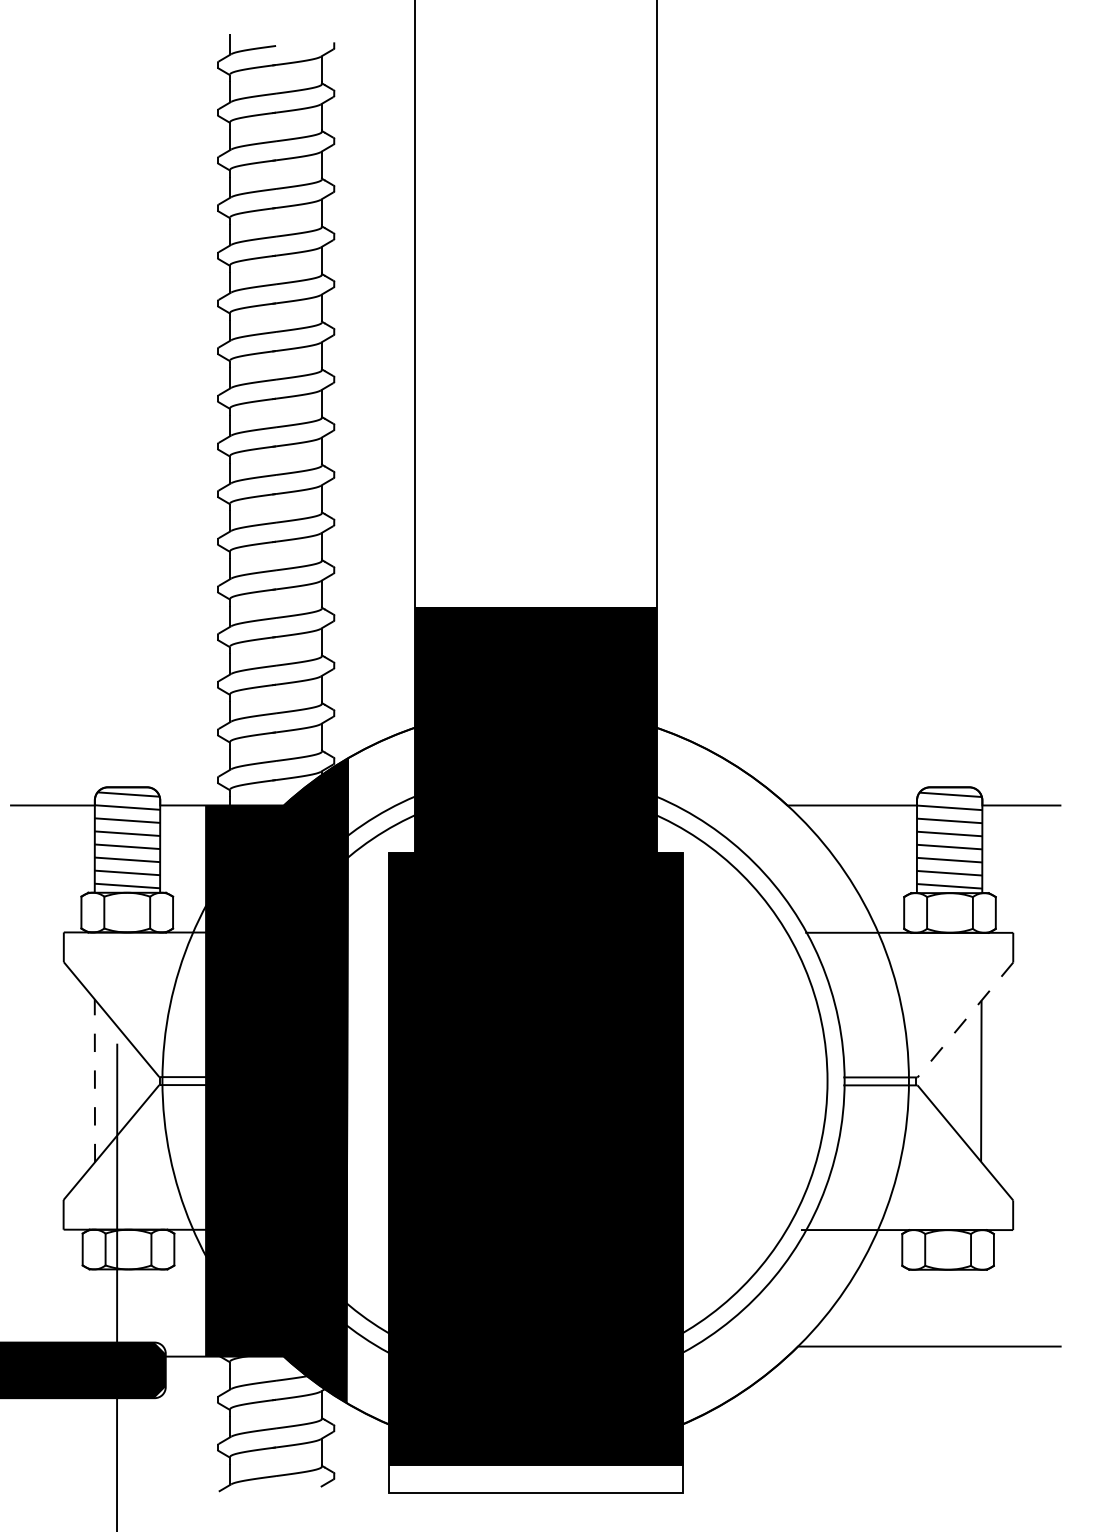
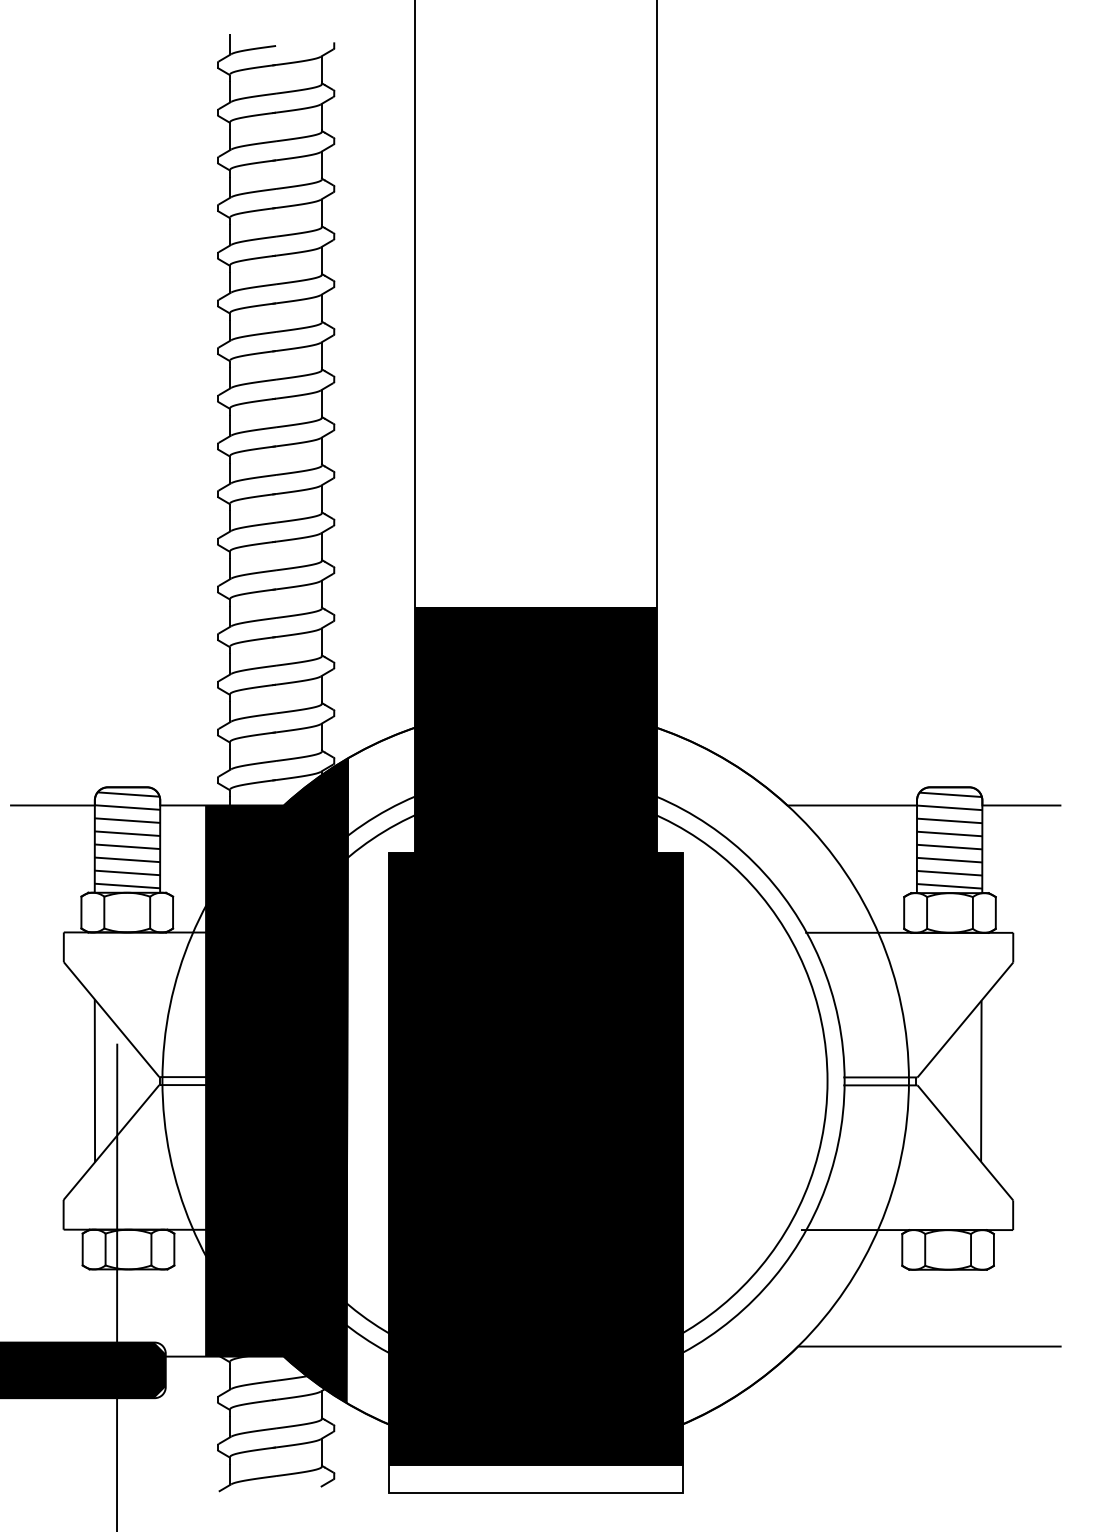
line: dashed -> solid (965, 1020)
line: dashed -> solid (94, 1080)
